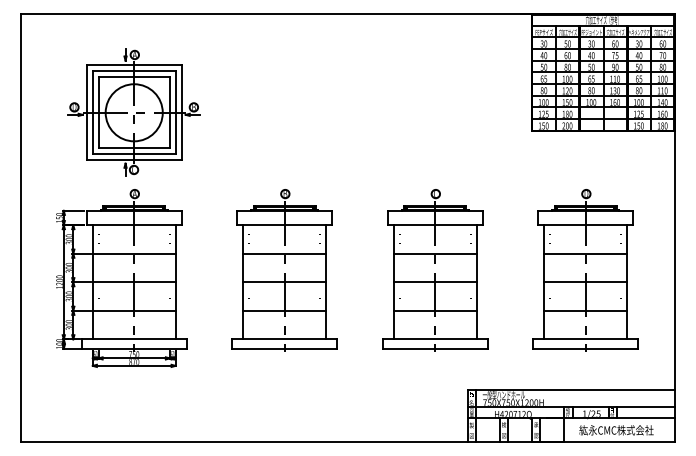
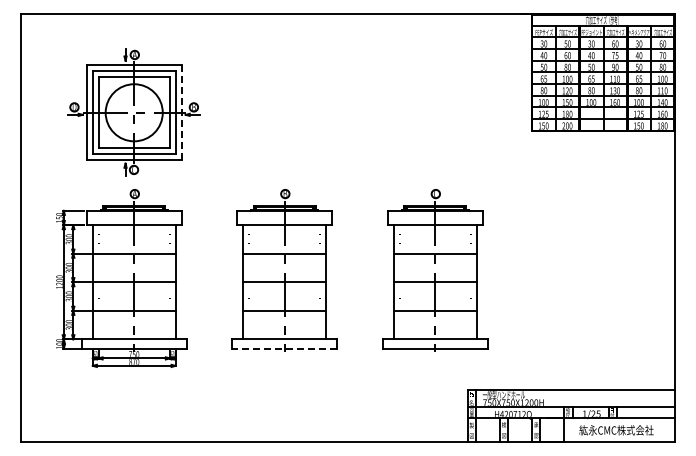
line: solid -> dashed (181, 112)
part: present -> none (585, 270)
line: solid -> dashed (284, 348)
